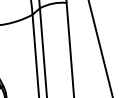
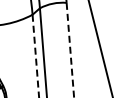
line: solid -> dashed (70, 50)
line: solid -> dashed (35, 56)
